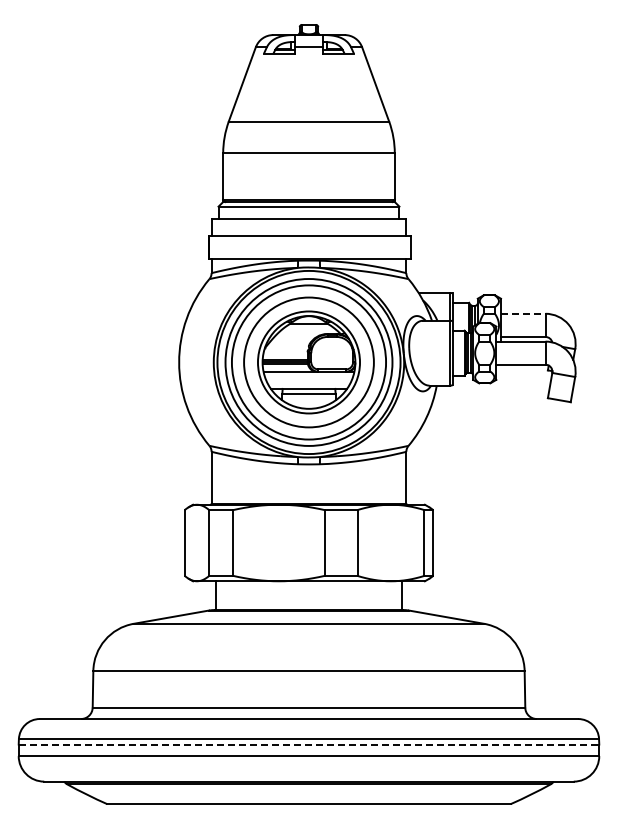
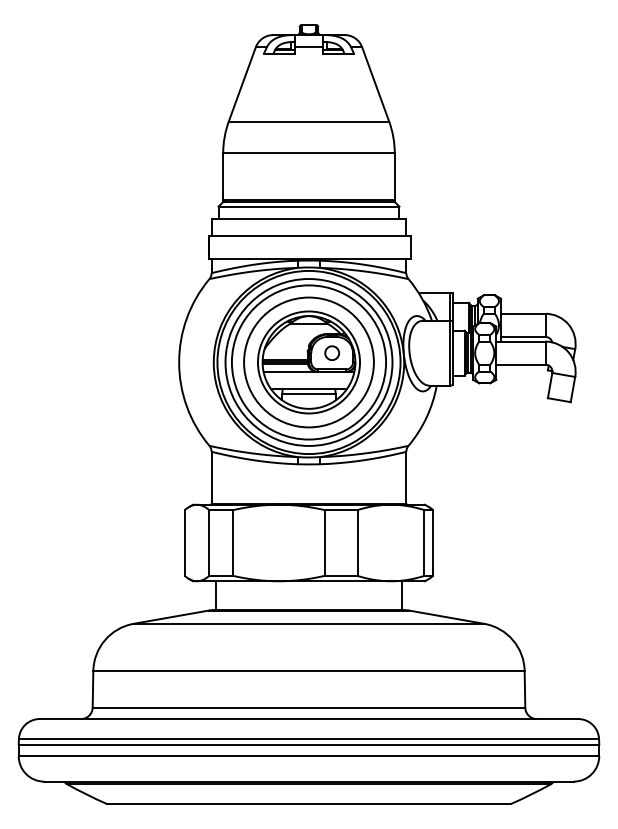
line: dashed -> solid (523, 313)
circle: none -> present (331, 352)
line: dashed -> solid (309, 744)
